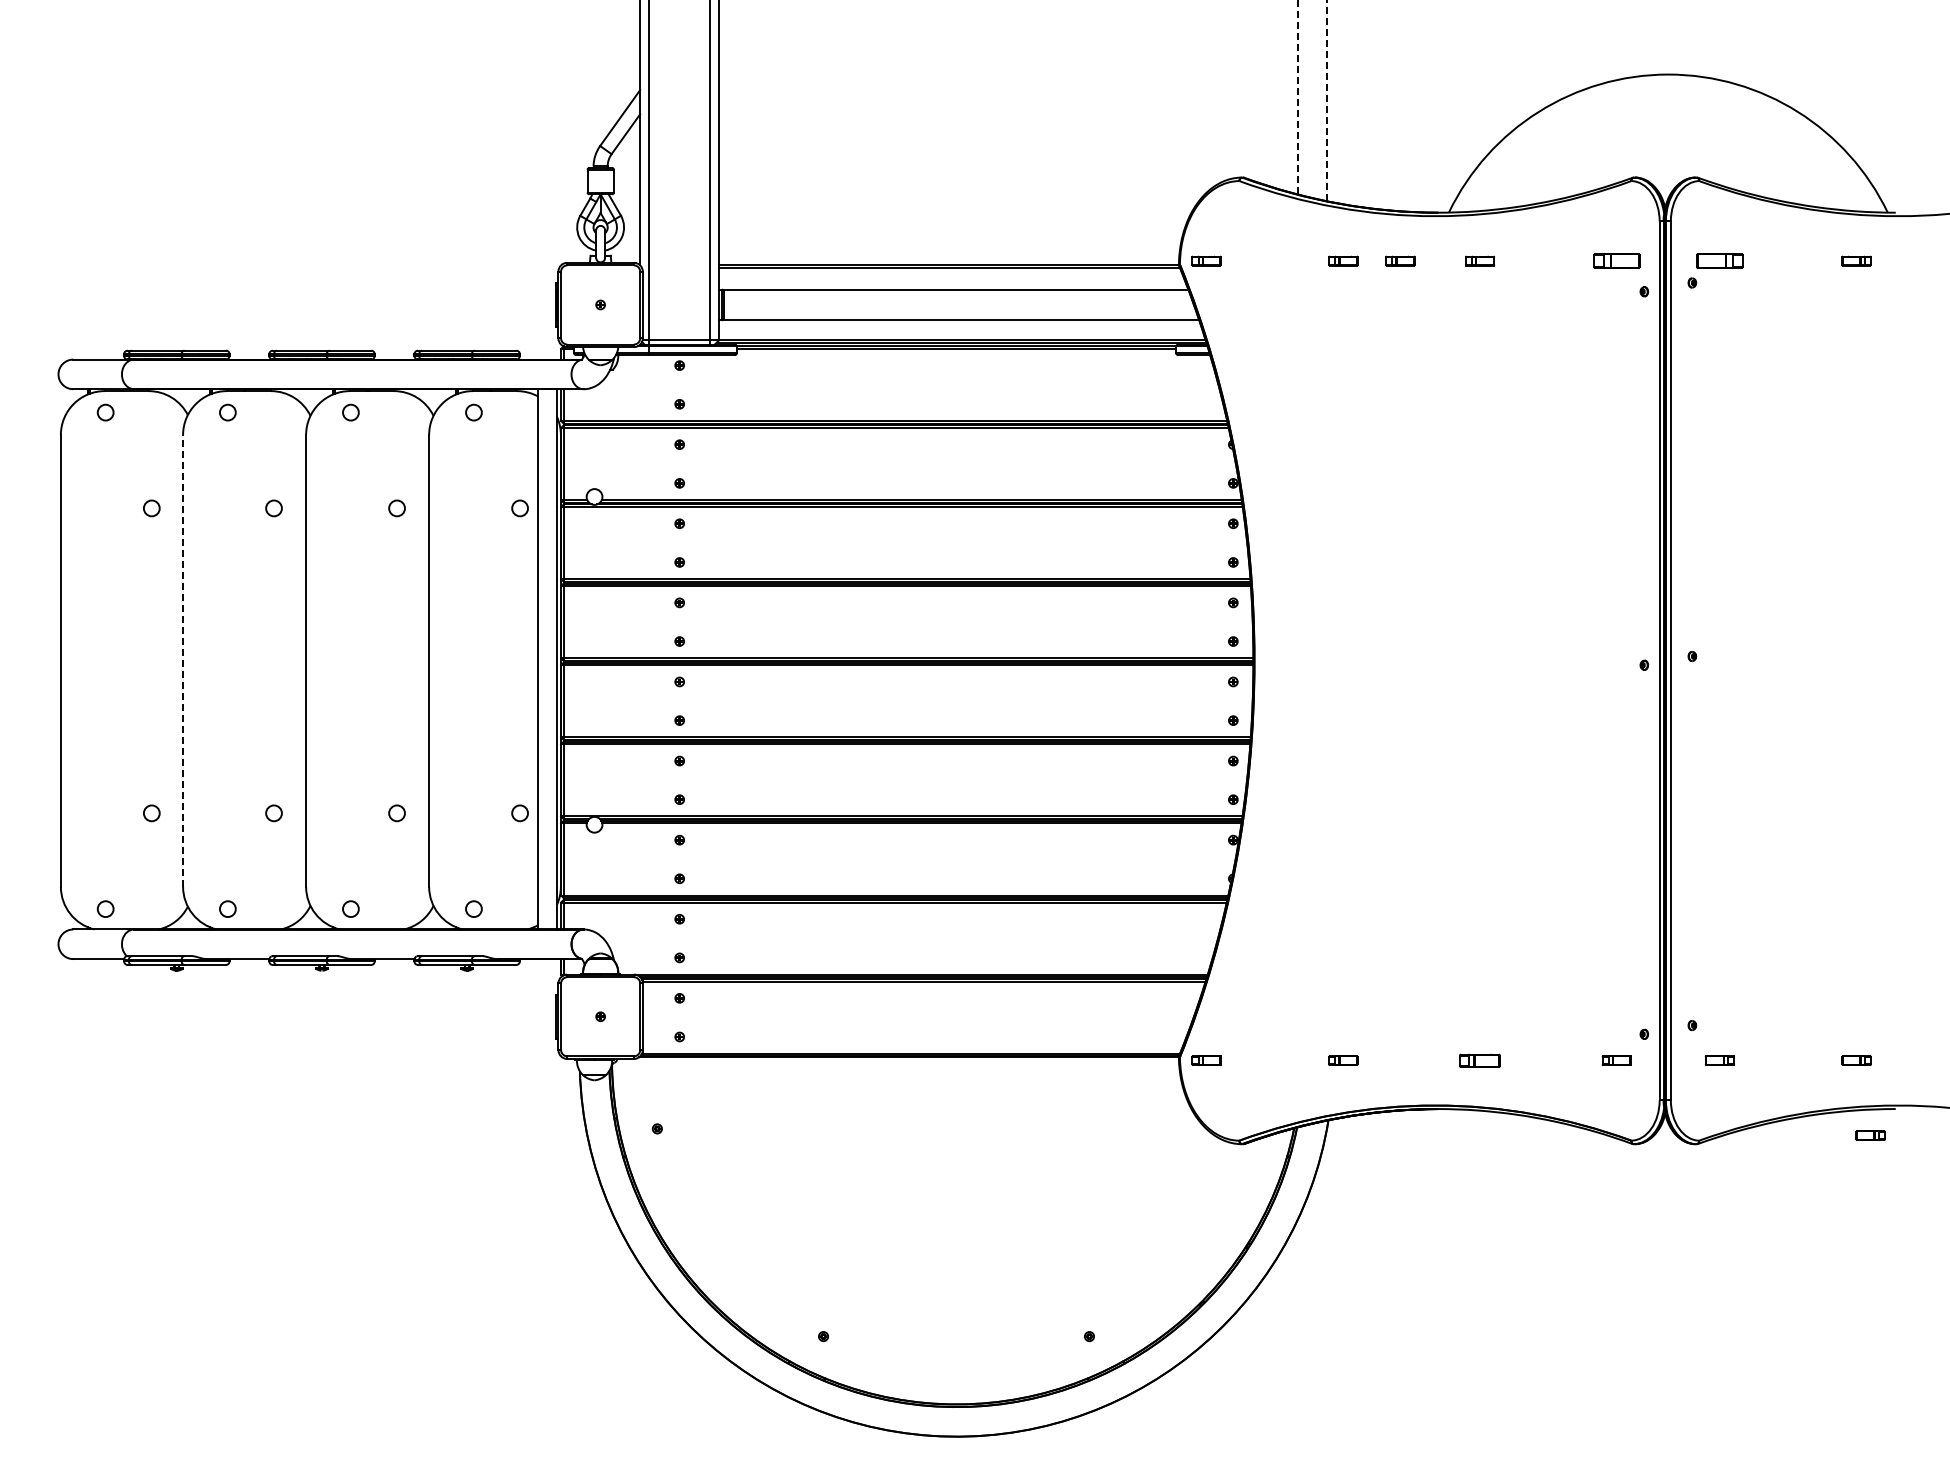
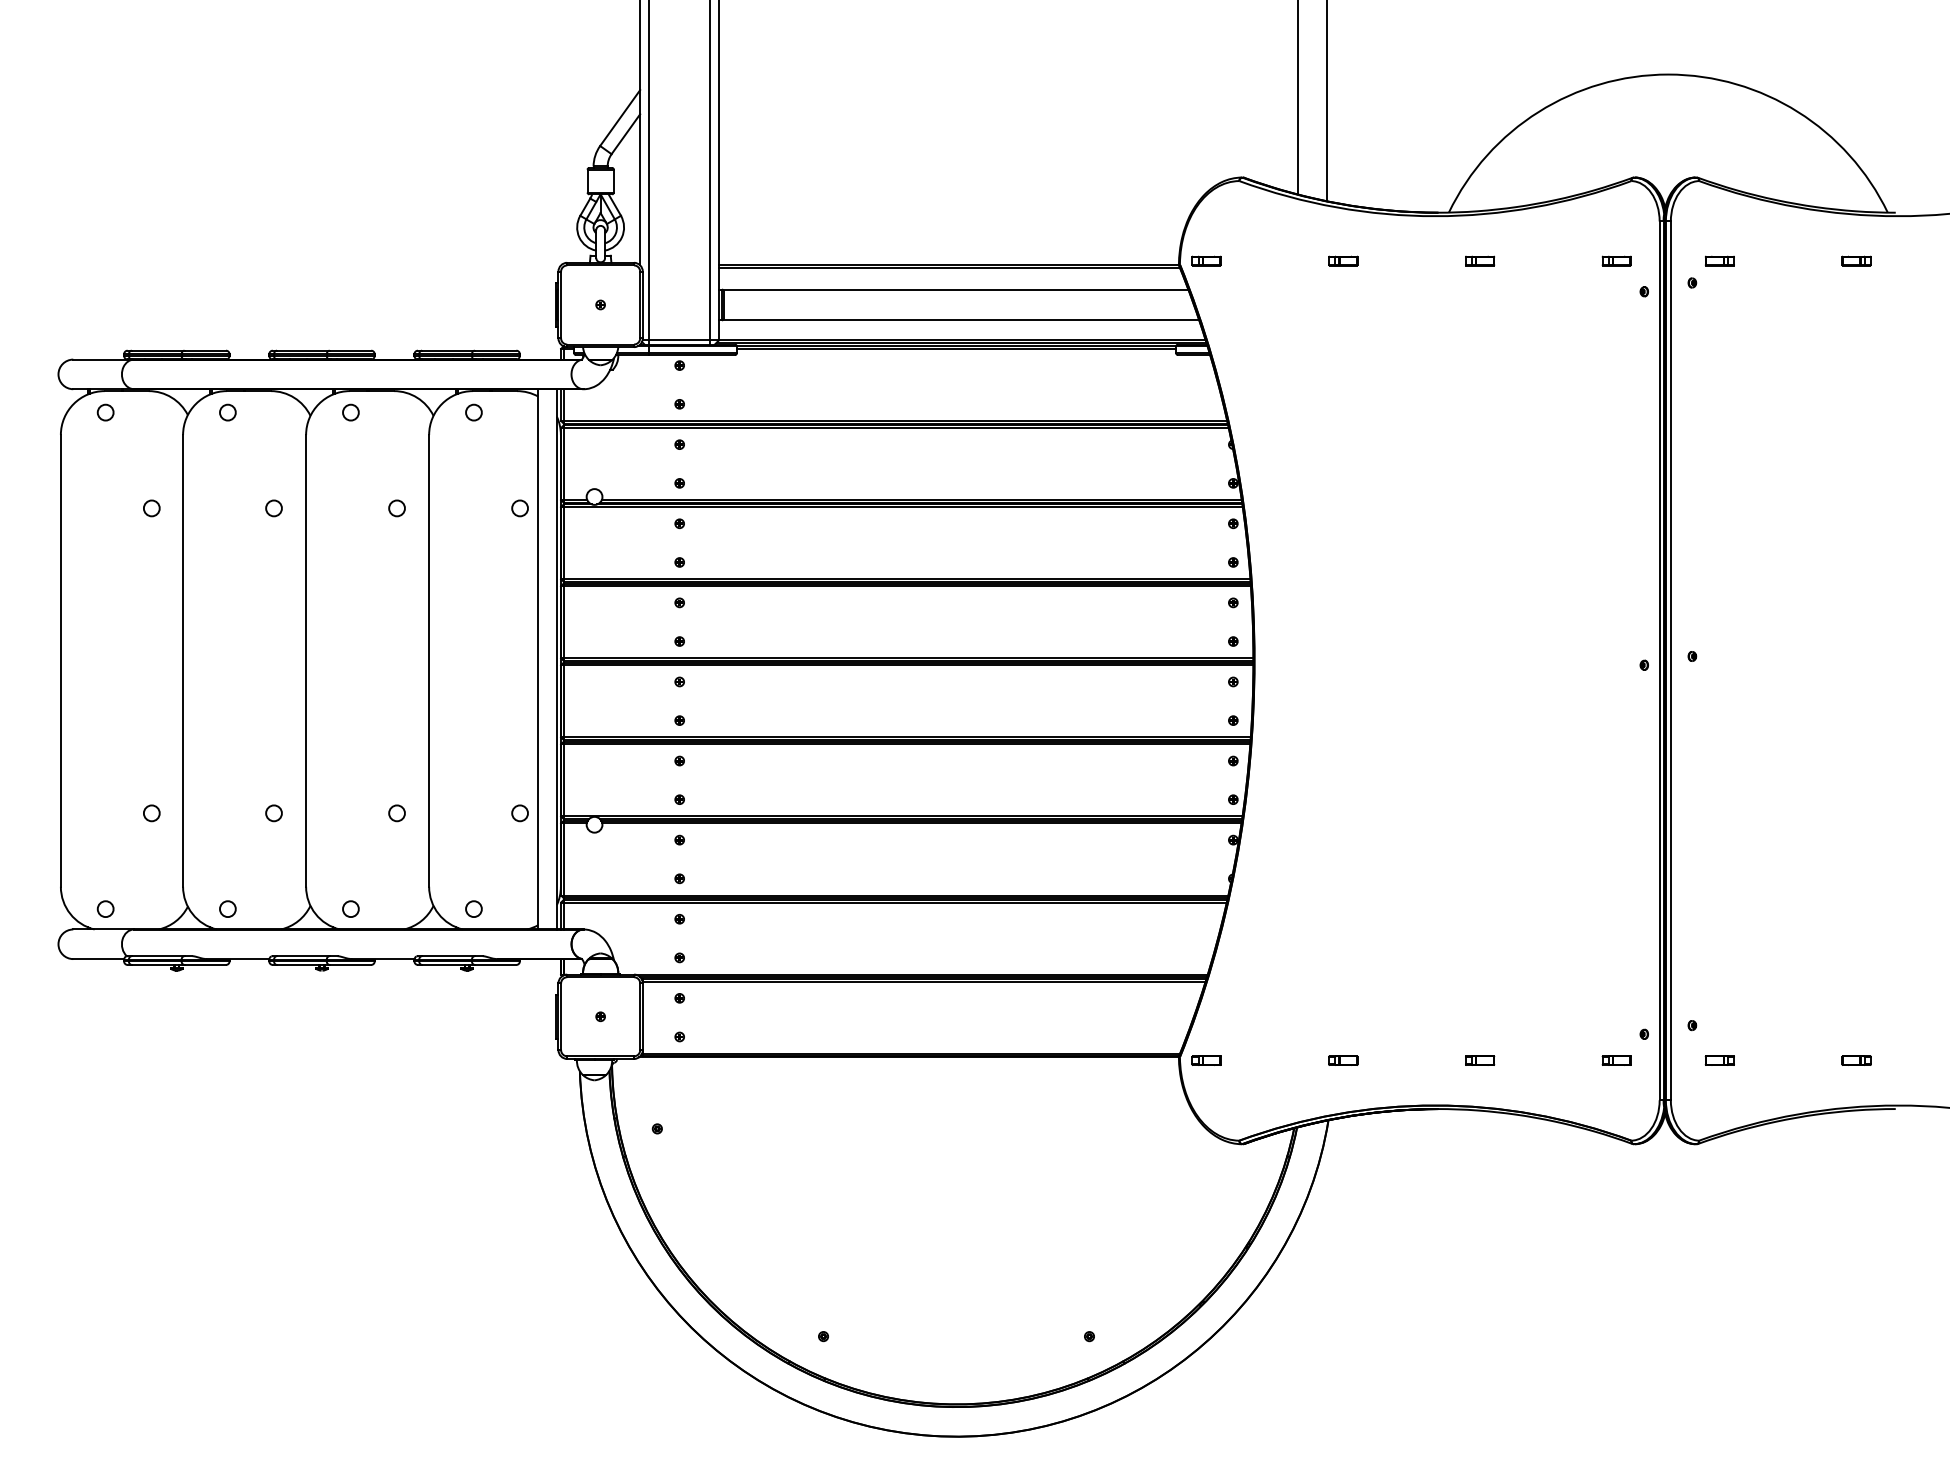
line: dashed -> solid (1297, 97)
line: dashed -> solid (1327, 100)
part: present -> none (1400, 260)
part size: 48x16 px -> 31x12 px (1616, 260)
part size: 48x16 px -> 30x12 px (1719, 260)
line: dashed -> solid (183, 660)
part size: 42x15 px -> 31x11 px (1480, 1060)
part: present -> none (1870, 1135)
